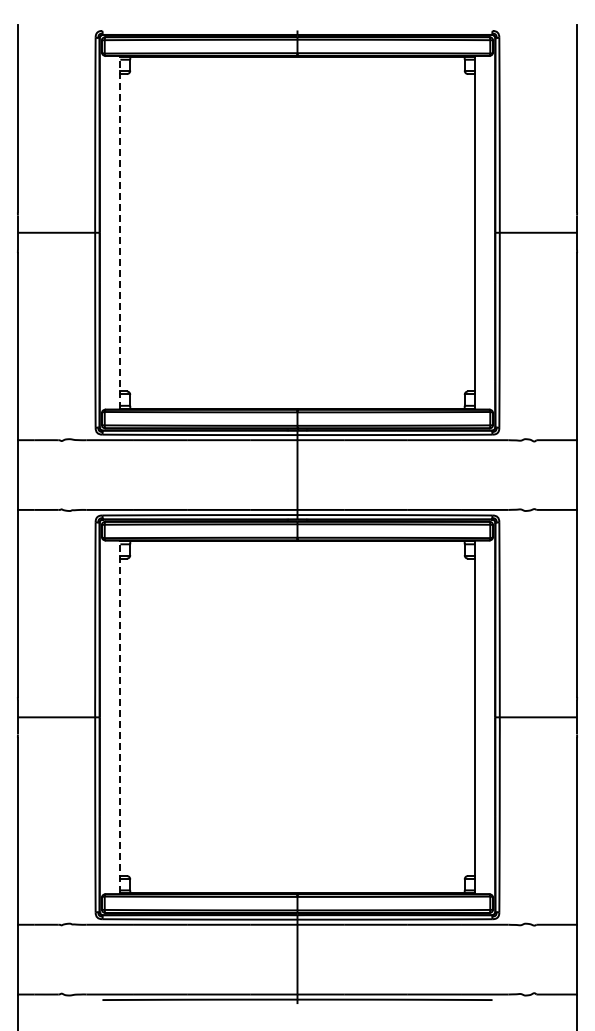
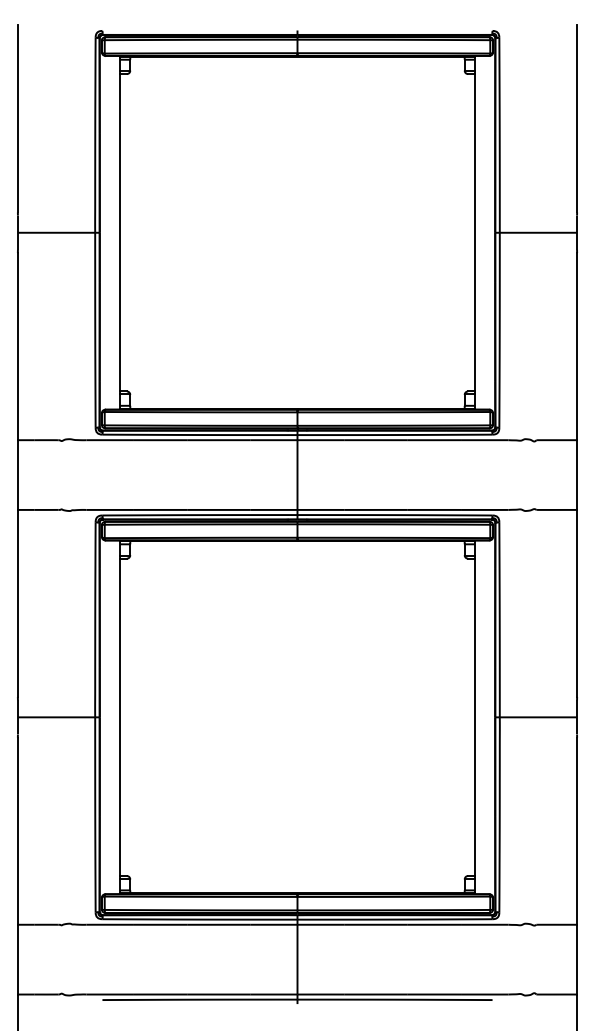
line: dashed -> solid (120, 232)
line: dashed -> solid (120, 716)
